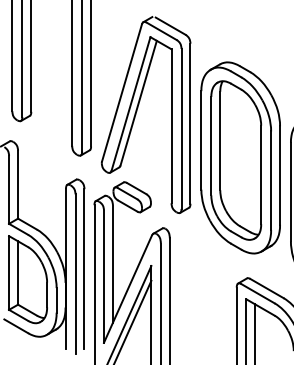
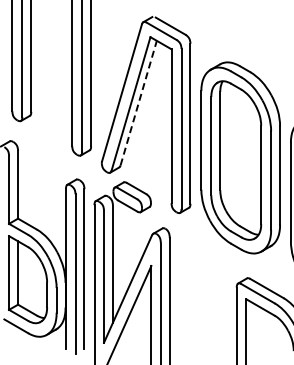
line: solid -> dashed (138, 103)
line: present -> none (133, 320)
line: present -> none (255, 332)
